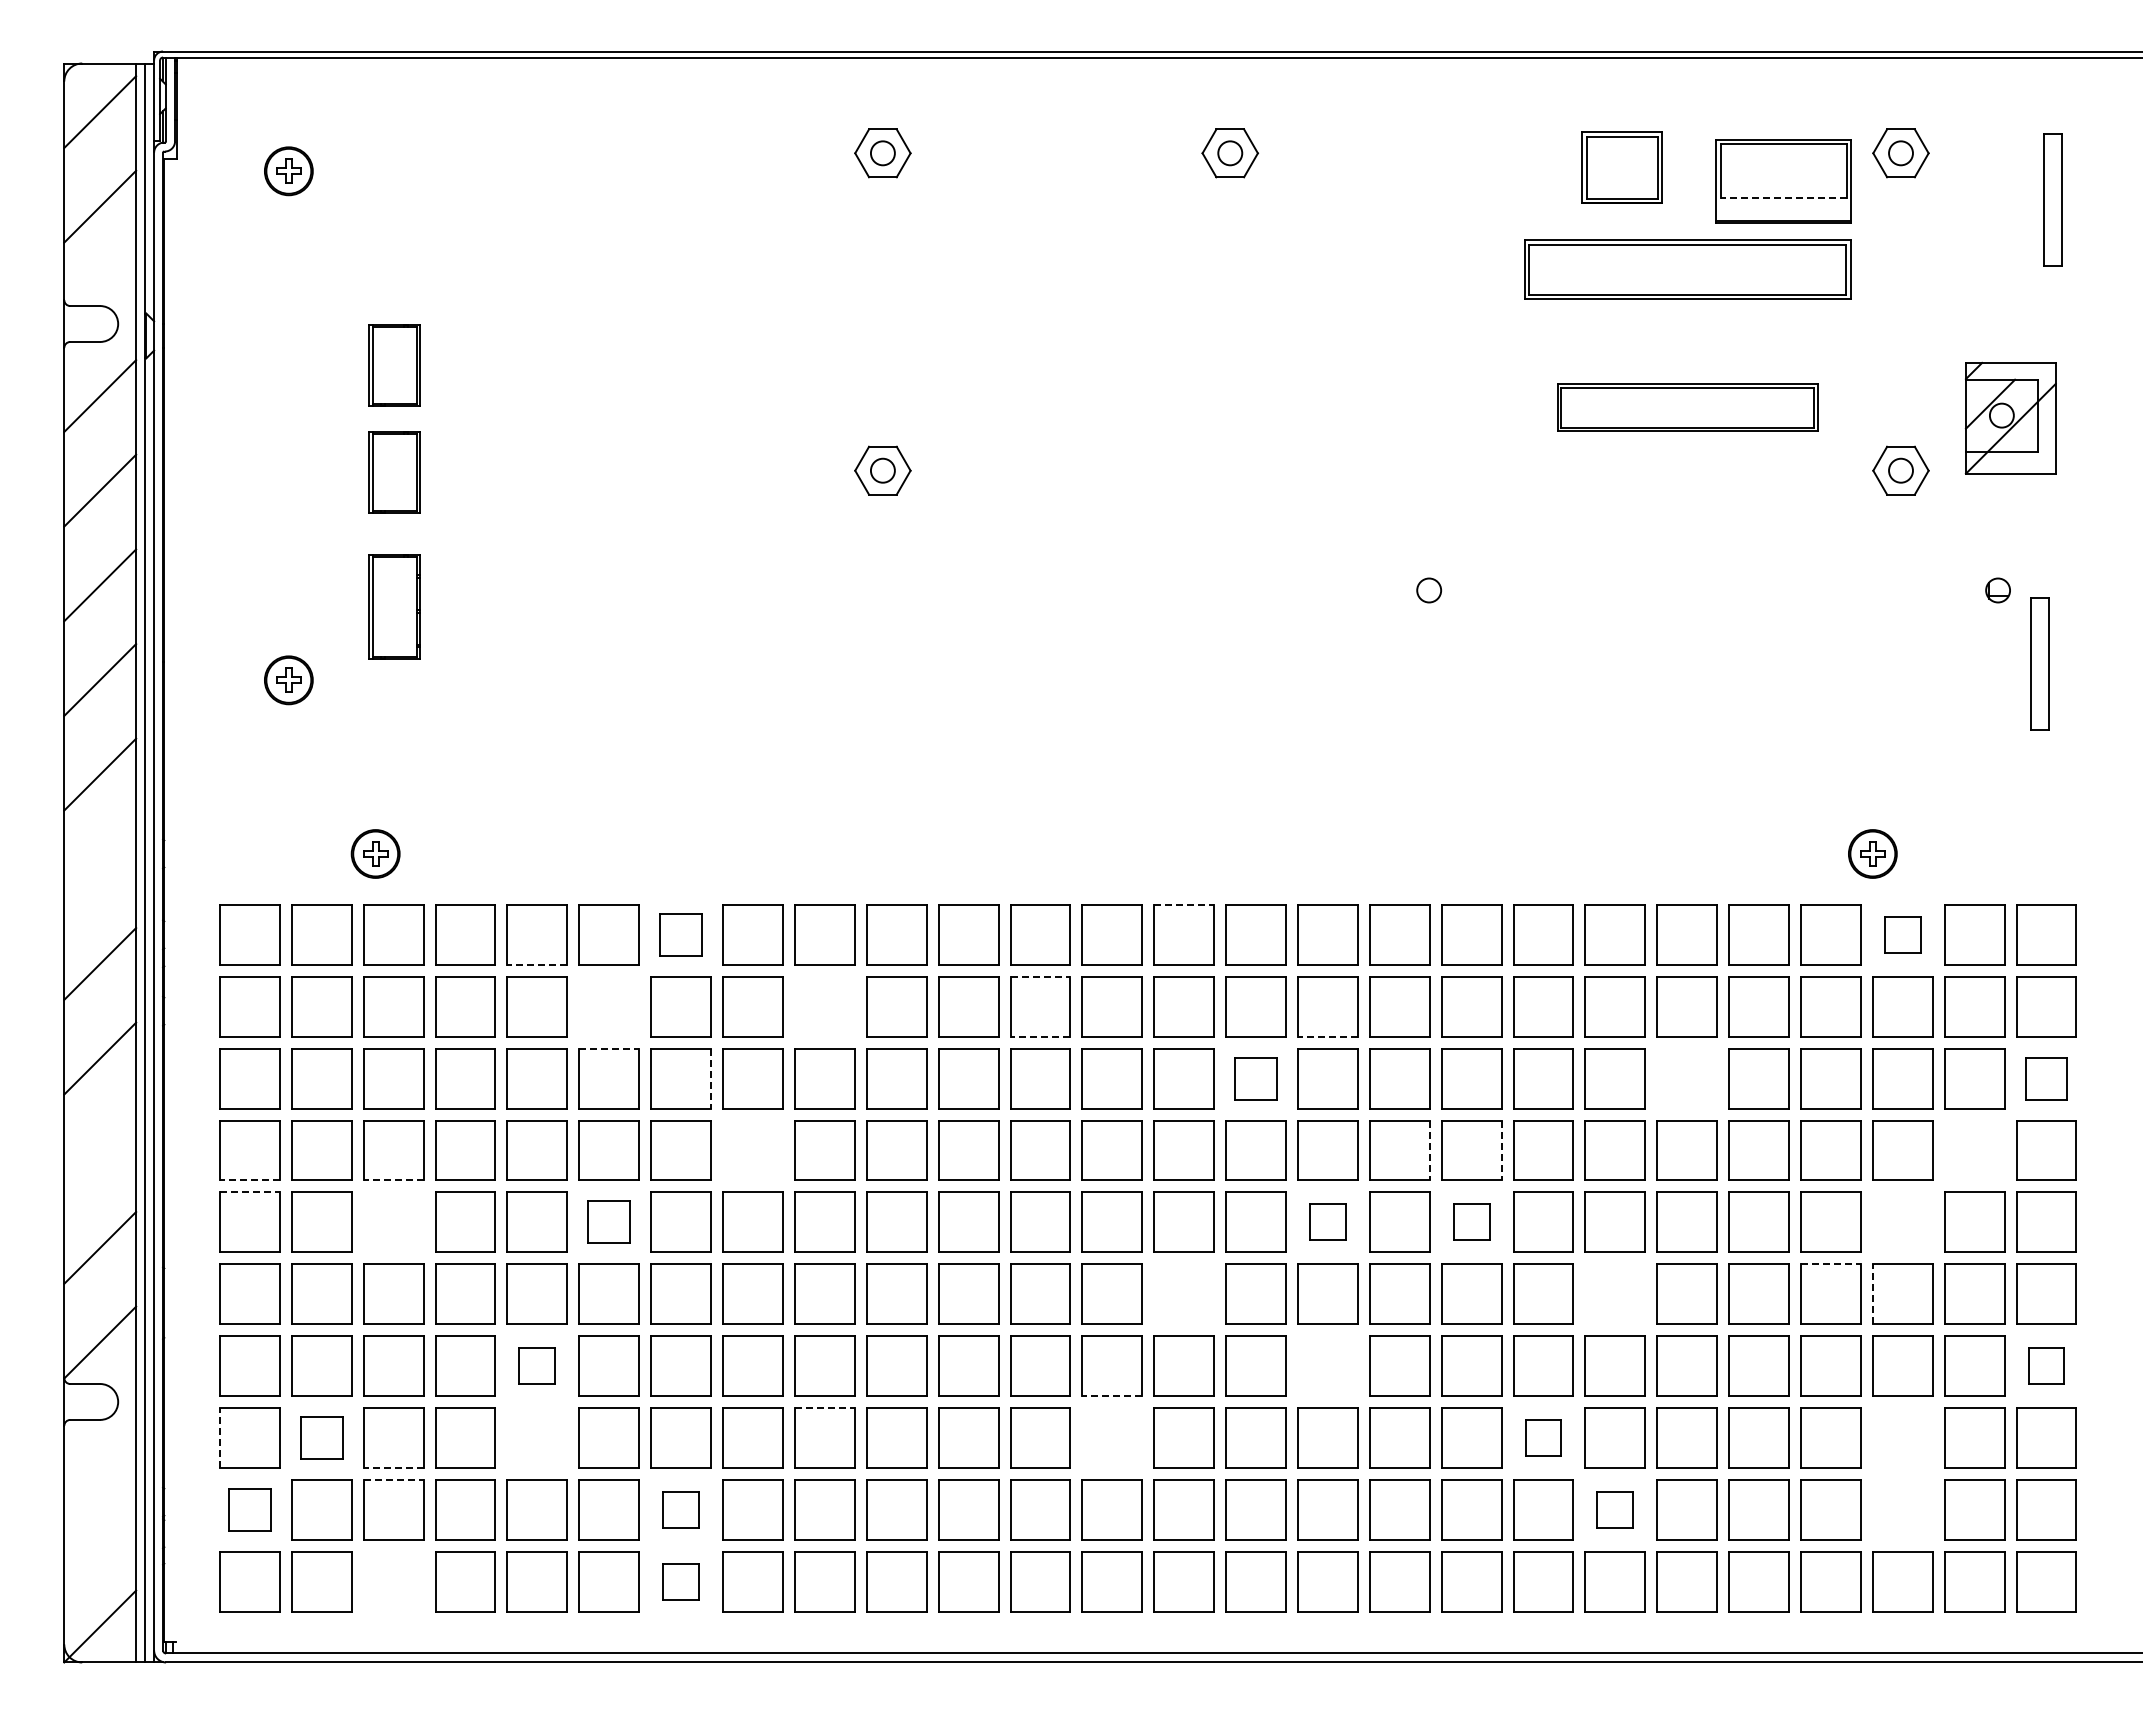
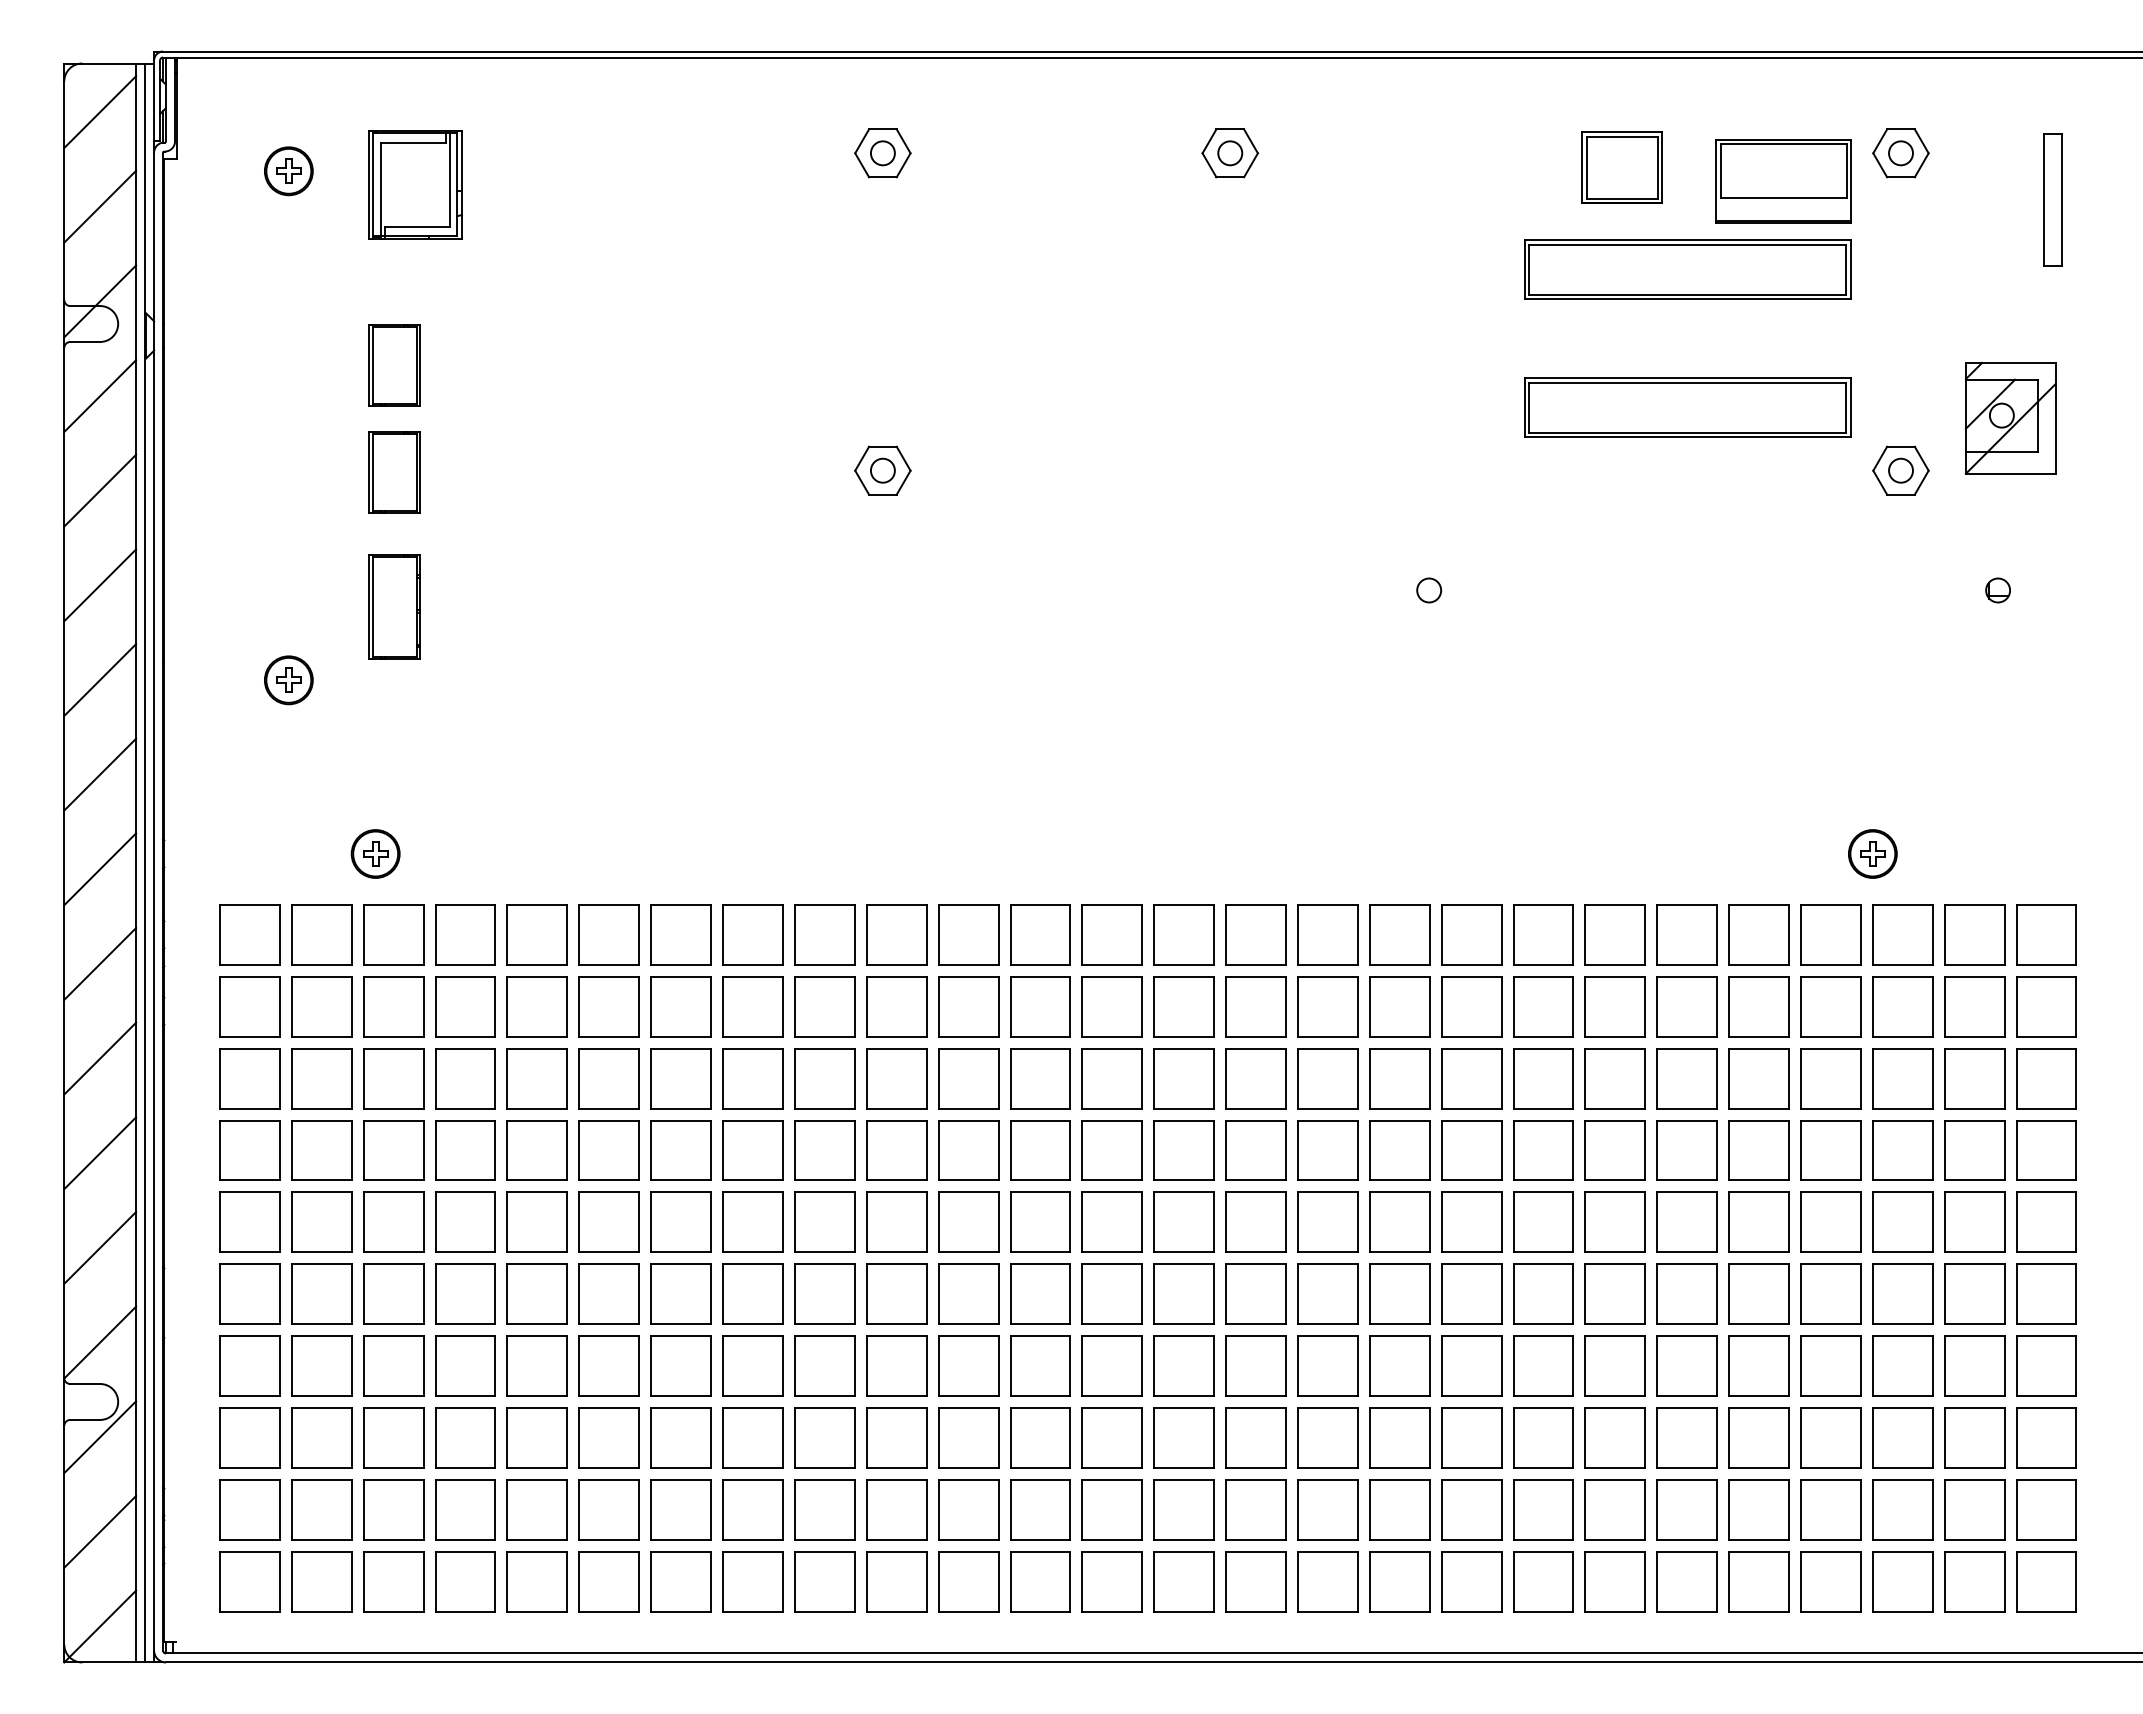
part: none -> present (415, 184)
line: dashed -> solid (1783, 198)
line: none -> present (100, 301)
part size: 262x49 px -> 328x61 px (1687, 407)
part: present -> none (2039, 663)
line: none -> present (100, 869)
line: dashed -> solid (1184, 904)
part size: 44x44 px -> 62x62 px (680, 934)
part size: 38x38 px -> 62x62 px (1902, 934)
line: dashed -> solid (537, 964)
line: dashed -> solid (1040, 976)
part: none -> present (608, 1006)
part: none -> present (824, 1006)
line: dashed -> solid (1040, 1036)
line: dashed -> solid (1327, 1036)
line: dashed -> solid (609, 1048)
line: dashed -> solid (711, 1078)
part size: 44x44 px -> 62x62 px (1255, 1078)
part: none -> present (1686, 1078)
part size: 43x44 px -> 61x62 px (2046, 1078)
part: none -> present (752, 1150)
line: dashed -> solid (1429, 1150)
line: dashed -> solid (1501, 1150)
part: none -> present (1974, 1150)
line: none -> present (100, 1153)
line: dashed -> solid (249, 1180)
line: dashed -> solid (393, 1180)
line: dashed -> solid (249, 1192)
part: none -> present (393, 1221)
part size: 44x44 px -> 62x62 px (608, 1221)
part size: 38x38 px -> 62x62 px (1327, 1221)
part size: 38x38 px -> 62x62 px (1471, 1221)
part: none -> present (1902, 1221)
line: dashed -> solid (1830, 1264)
part: none -> present (1183, 1293)
part: none -> present (1614, 1293)
line: dashed -> solid (1872, 1294)
part size: 38x38 px -> 62x62 px (536, 1365)
part: none -> present (1327, 1365)
part size: 37x38 px -> 61x62 px (2046, 1365)
line: dashed -> solid (1112, 1395)
line: dashed -> solid (824, 1407)
line: none -> present (100, 1437)
line: dashed -> solid (219, 1437)
part size: 44x44 px -> 62x62 px (321, 1437)
part: none -> present (536, 1437)
part: none -> present (1111, 1437)
part size: 37x38 px -> 61x62 px (1543, 1437)
part: none -> present (1902, 1437)
line: dashed -> solid (393, 1467)
line: dashed -> solid (393, 1479)
part size: 44x44 px -> 62x62 px (249, 1509)
part size: 38x38 px -> 62x62 px (680, 1509)
part size: 38x38 px -> 62x62 px (1614, 1509)
part: none -> present (1902, 1509)
line: none -> present (100, 1531)
part: none -> present (393, 1581)
part size: 38x38 px -> 62x62 px (680, 1581)
